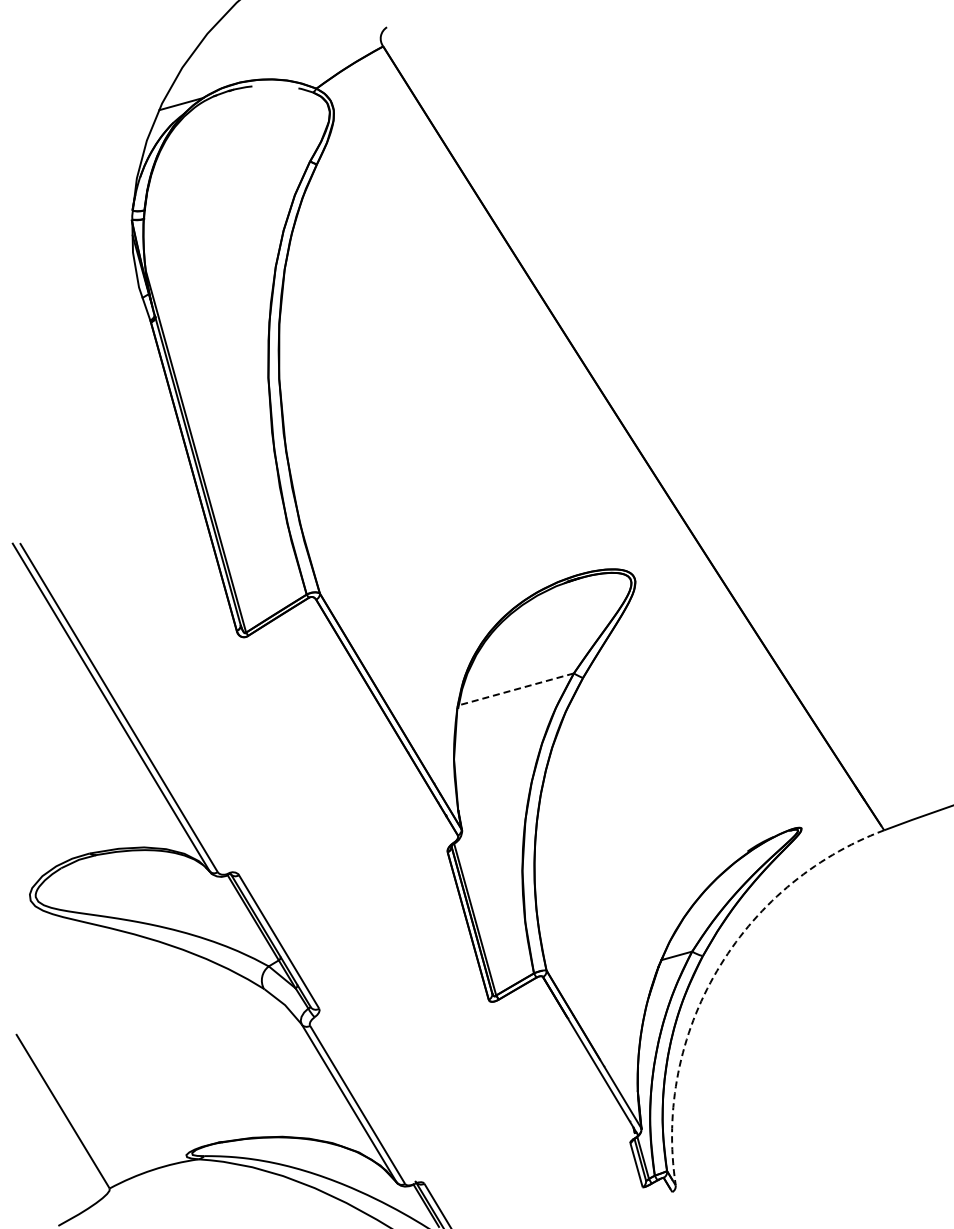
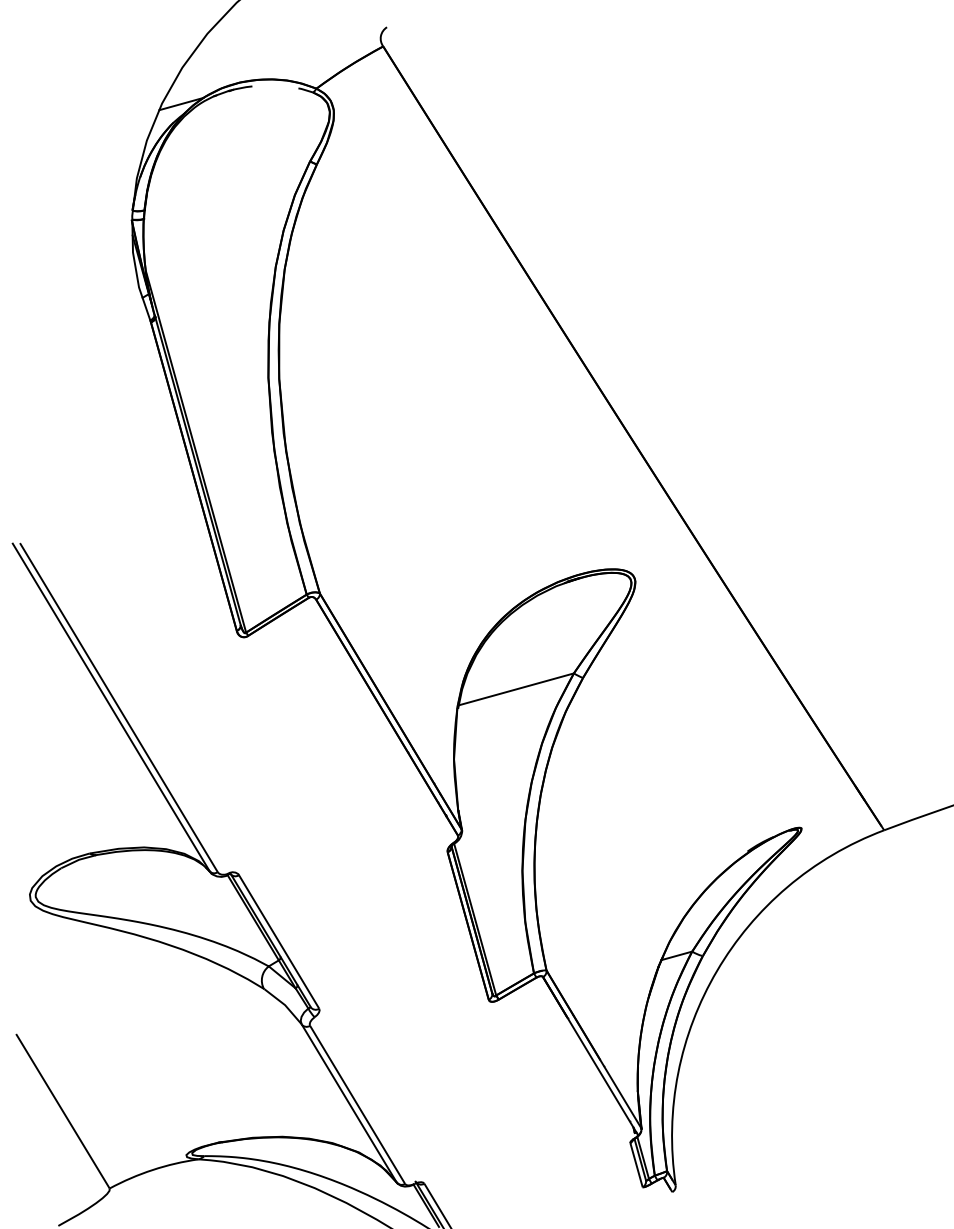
line: dashed -> solid (515, 689)
arc: dashed -> solid (717, 970)
